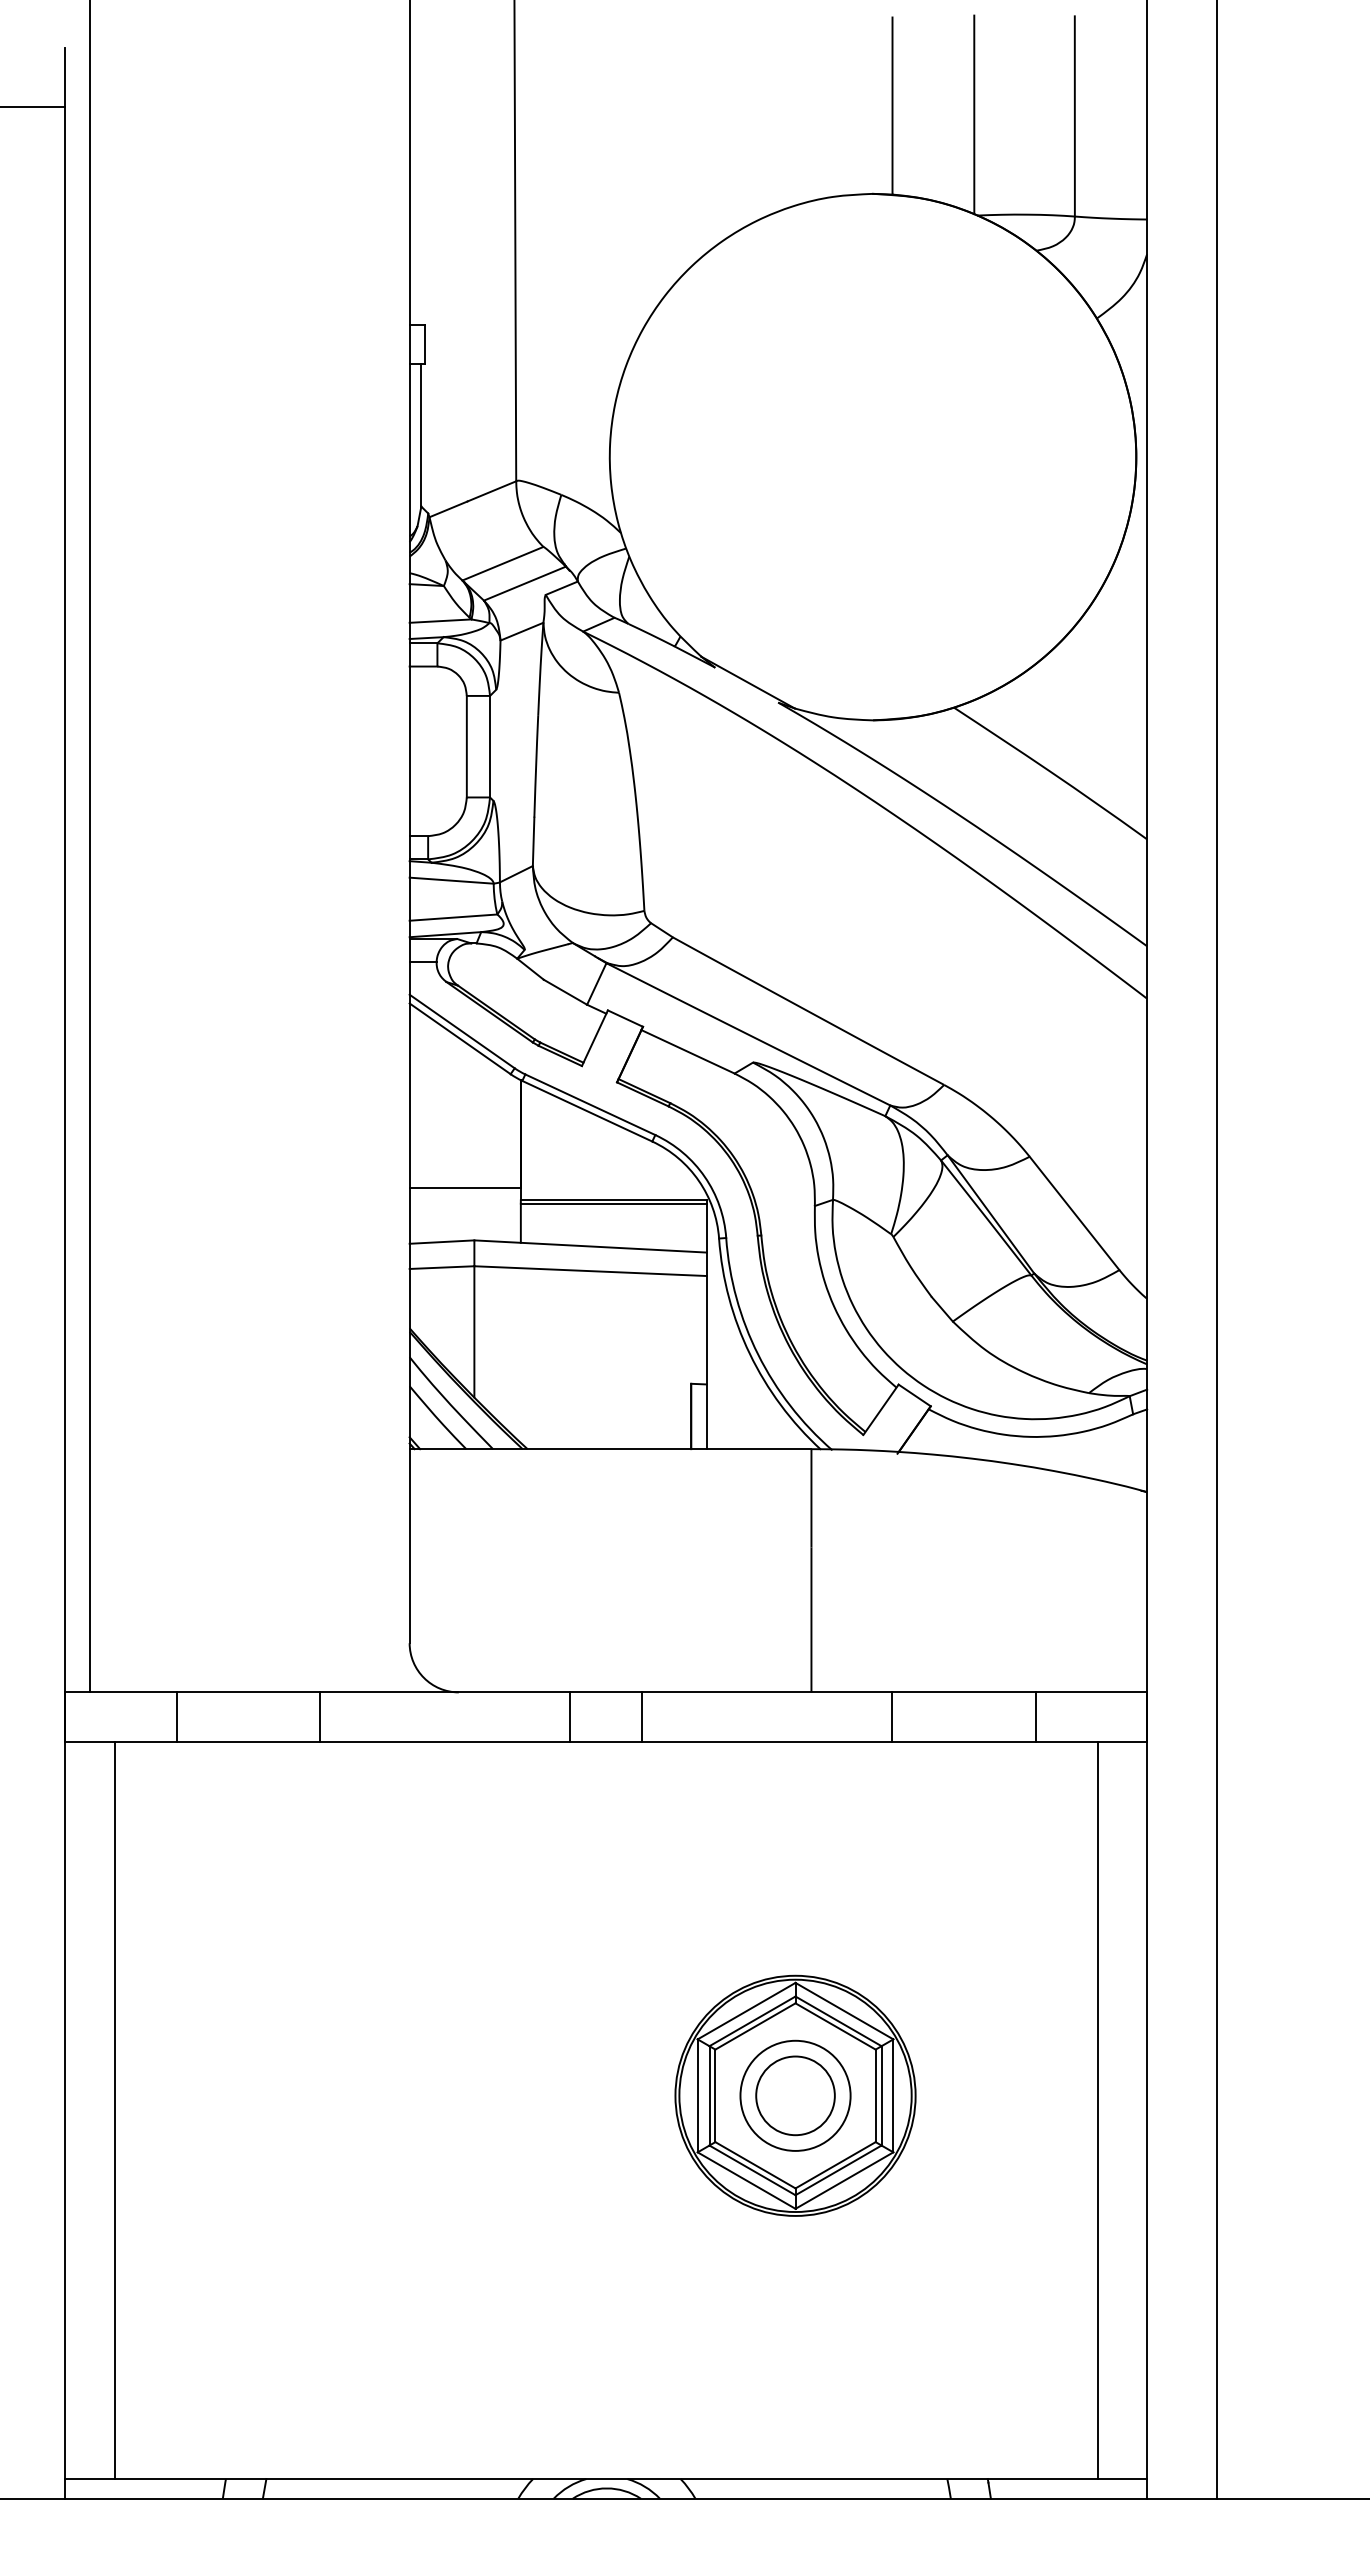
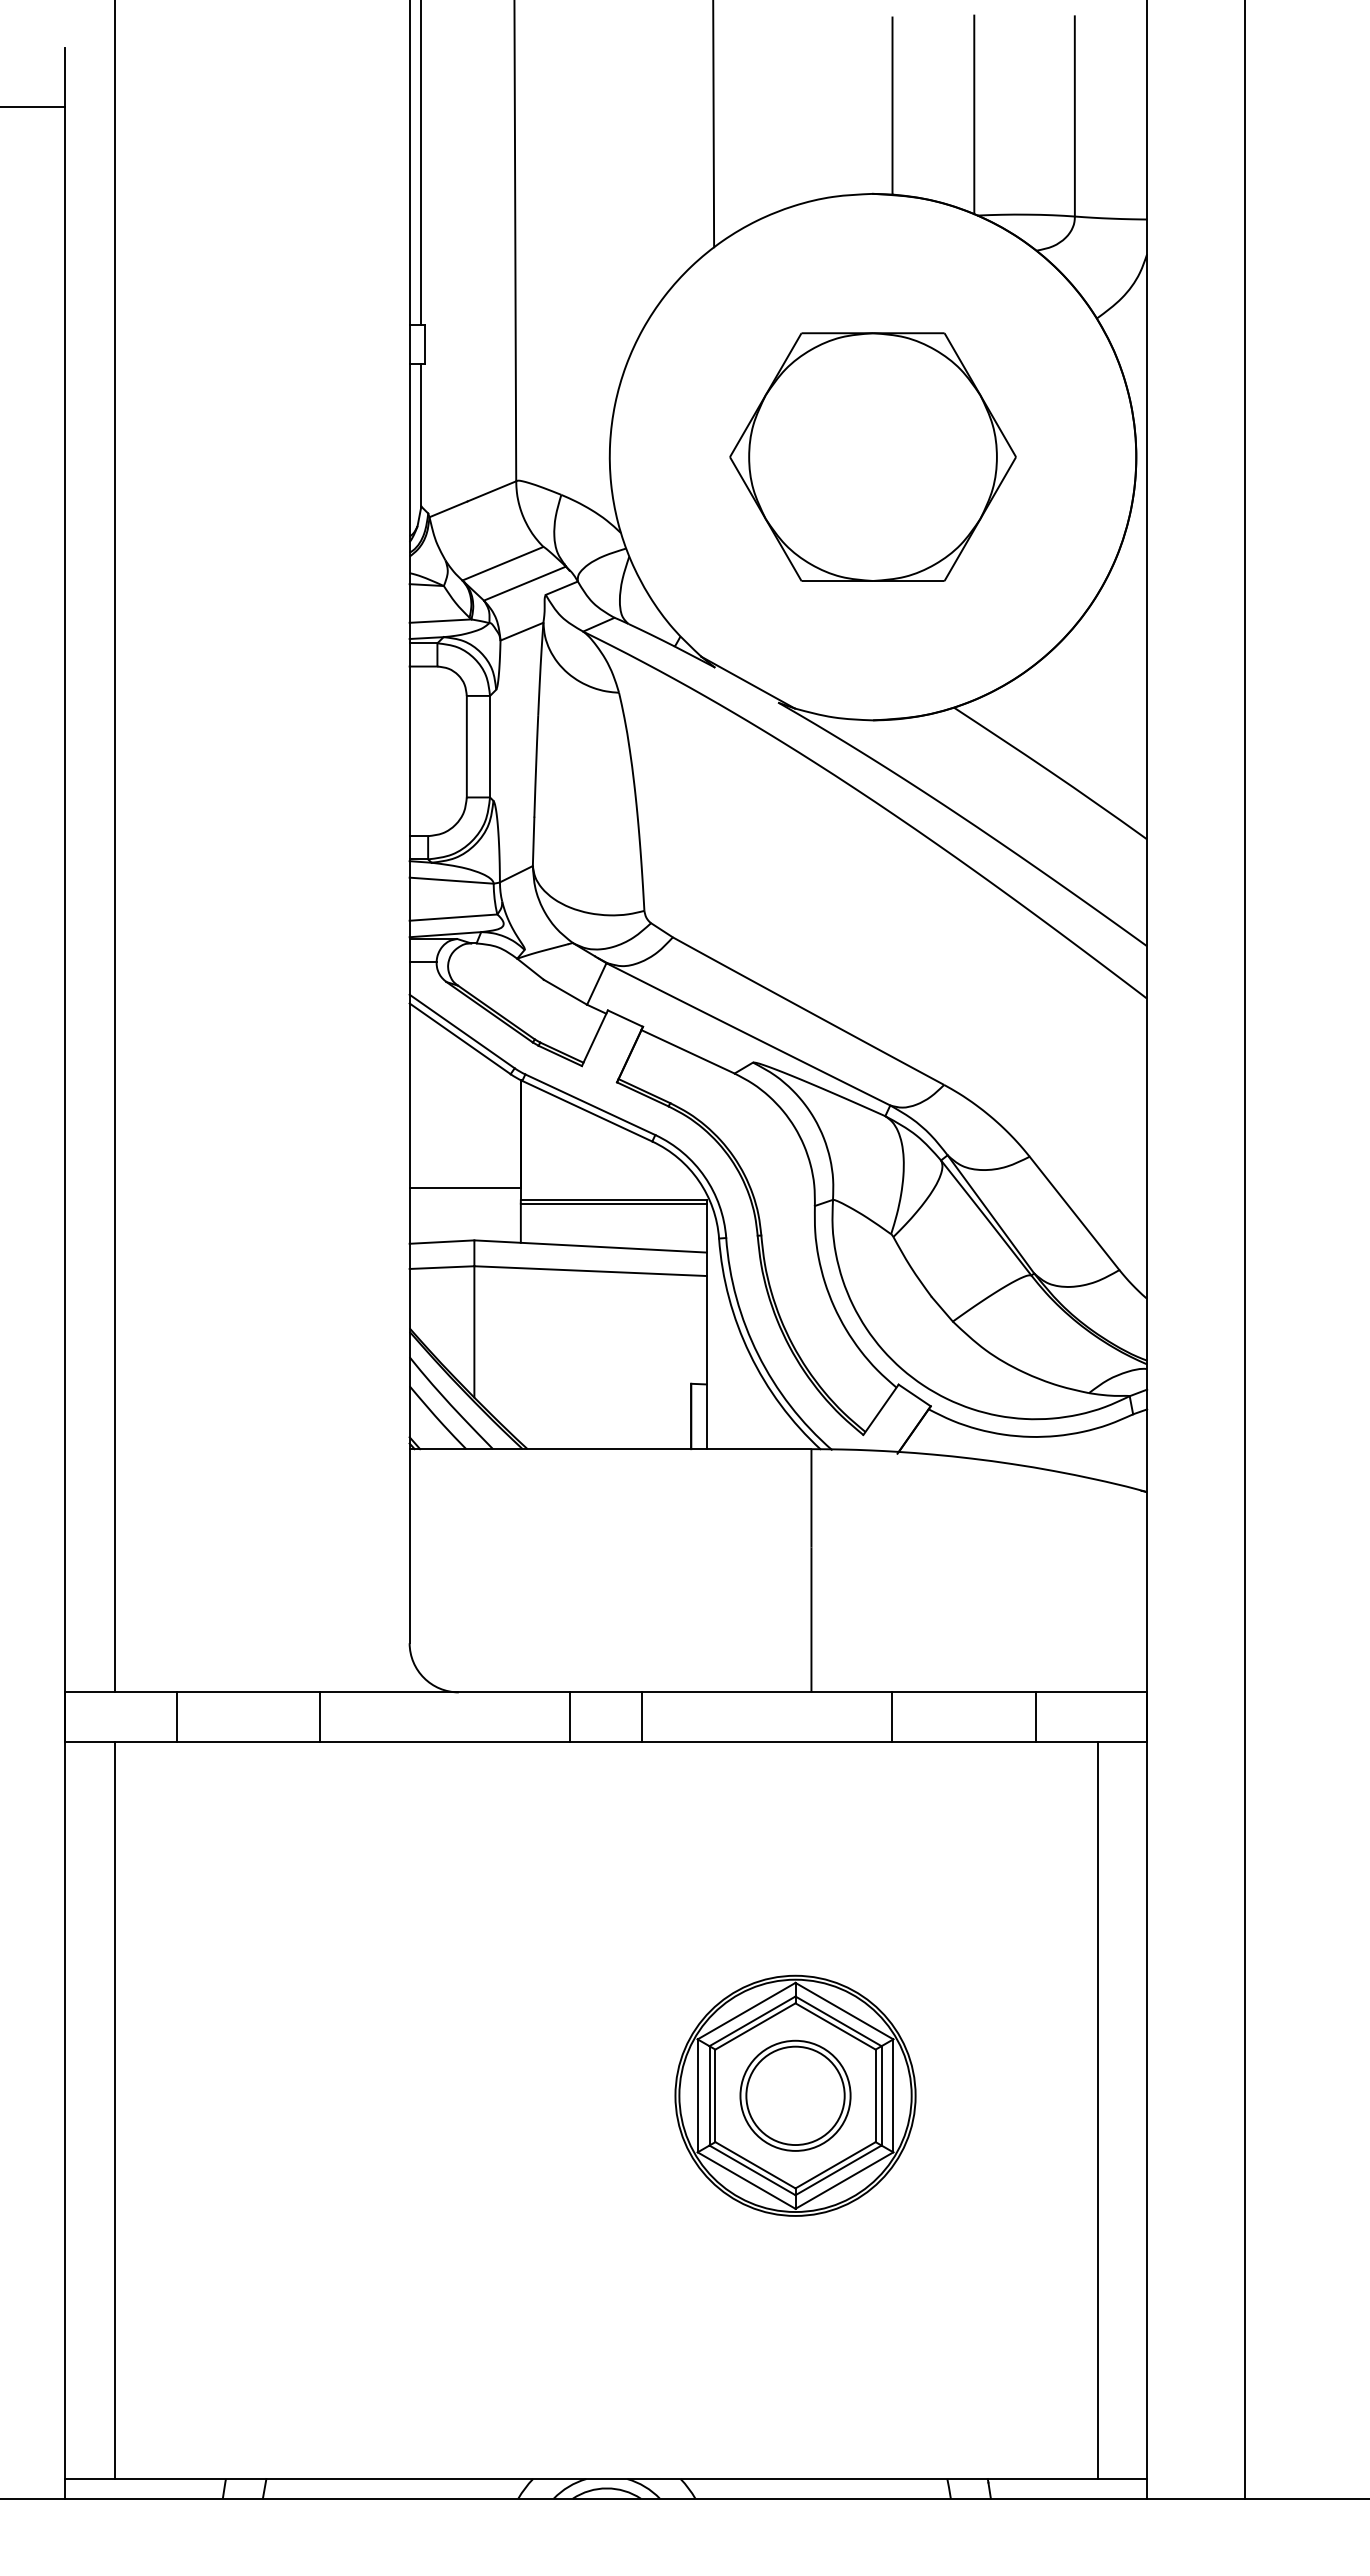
line: none -> present (713, 124)
line: none -> present (421, 163)
part: none -> present (872, 456)
line position: (89, 847) -> (114, 847) (114, 847)
line position: (1217, 1250) -> (1245, 1250) (1245, 1250)
circle diameter: 79 px -> 98 px (795, 2095)
